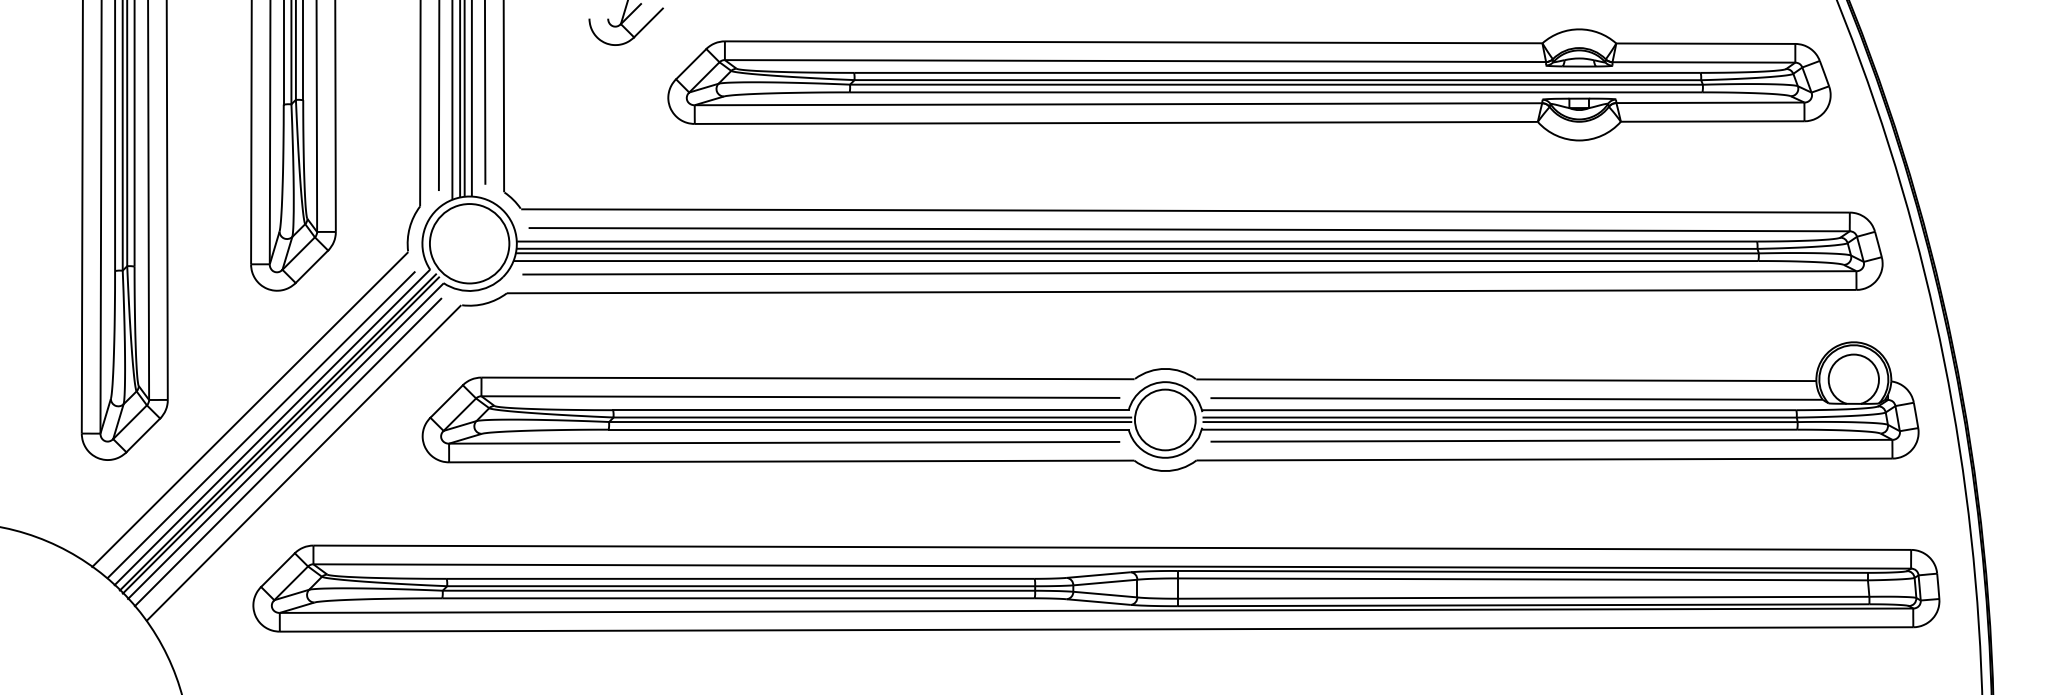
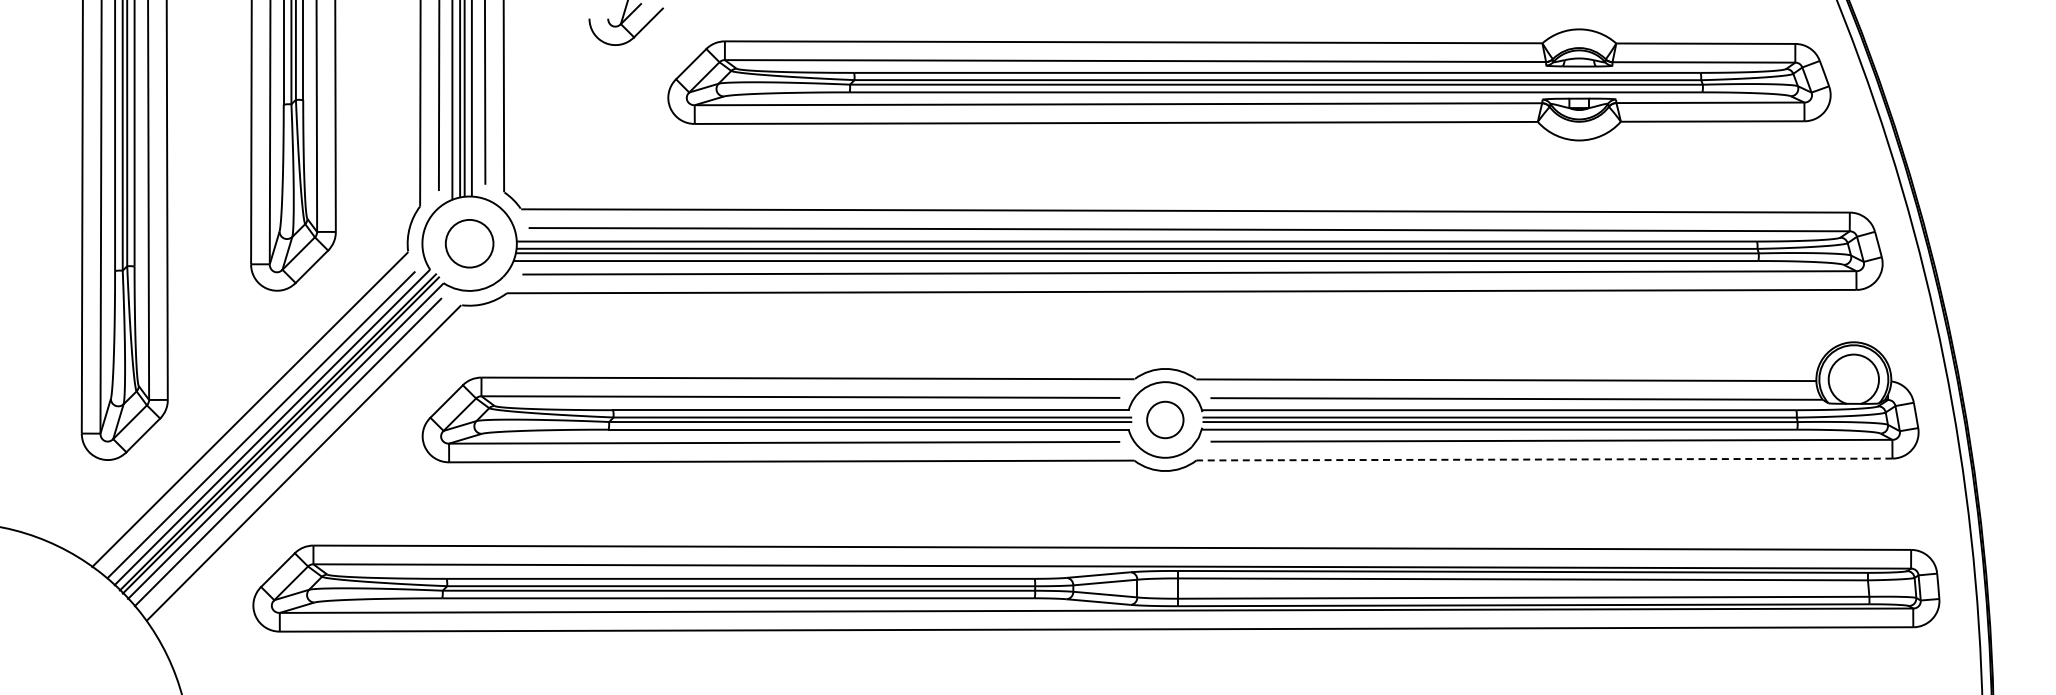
circle diameter: 79 px -> 48 px (469, 243)
circle diameter: 61 px -> 36 px (1165, 419)
line: solid -> dashed (1545, 459)
